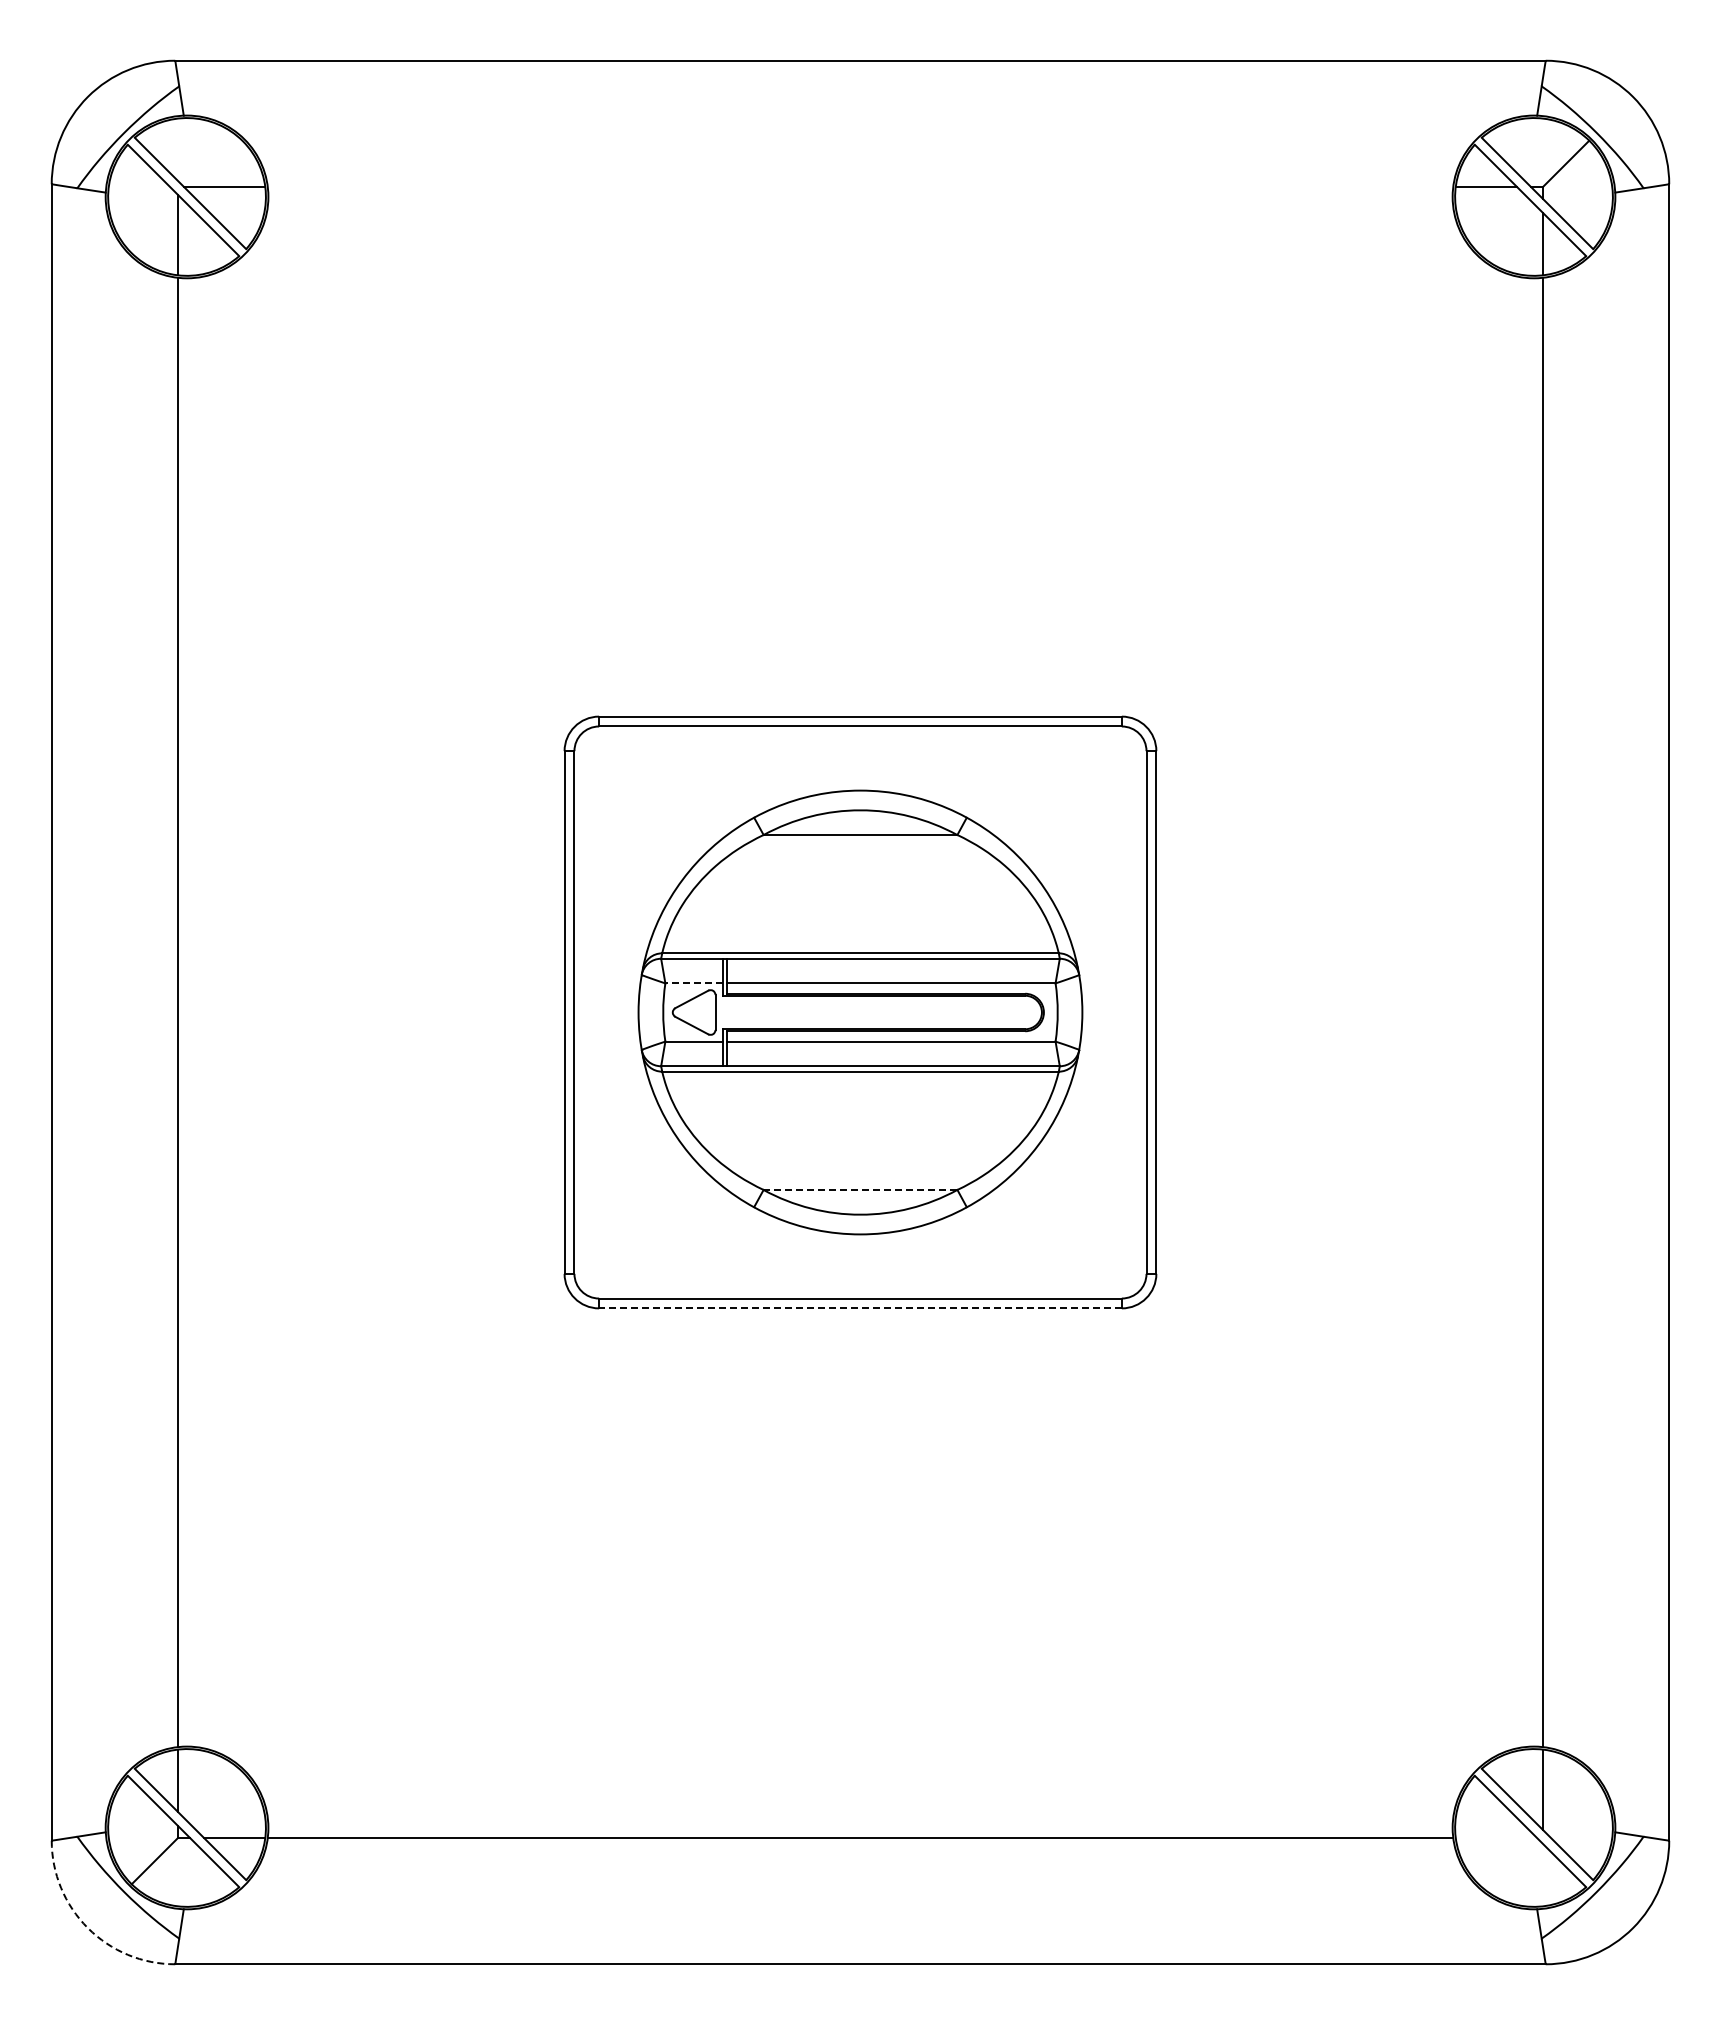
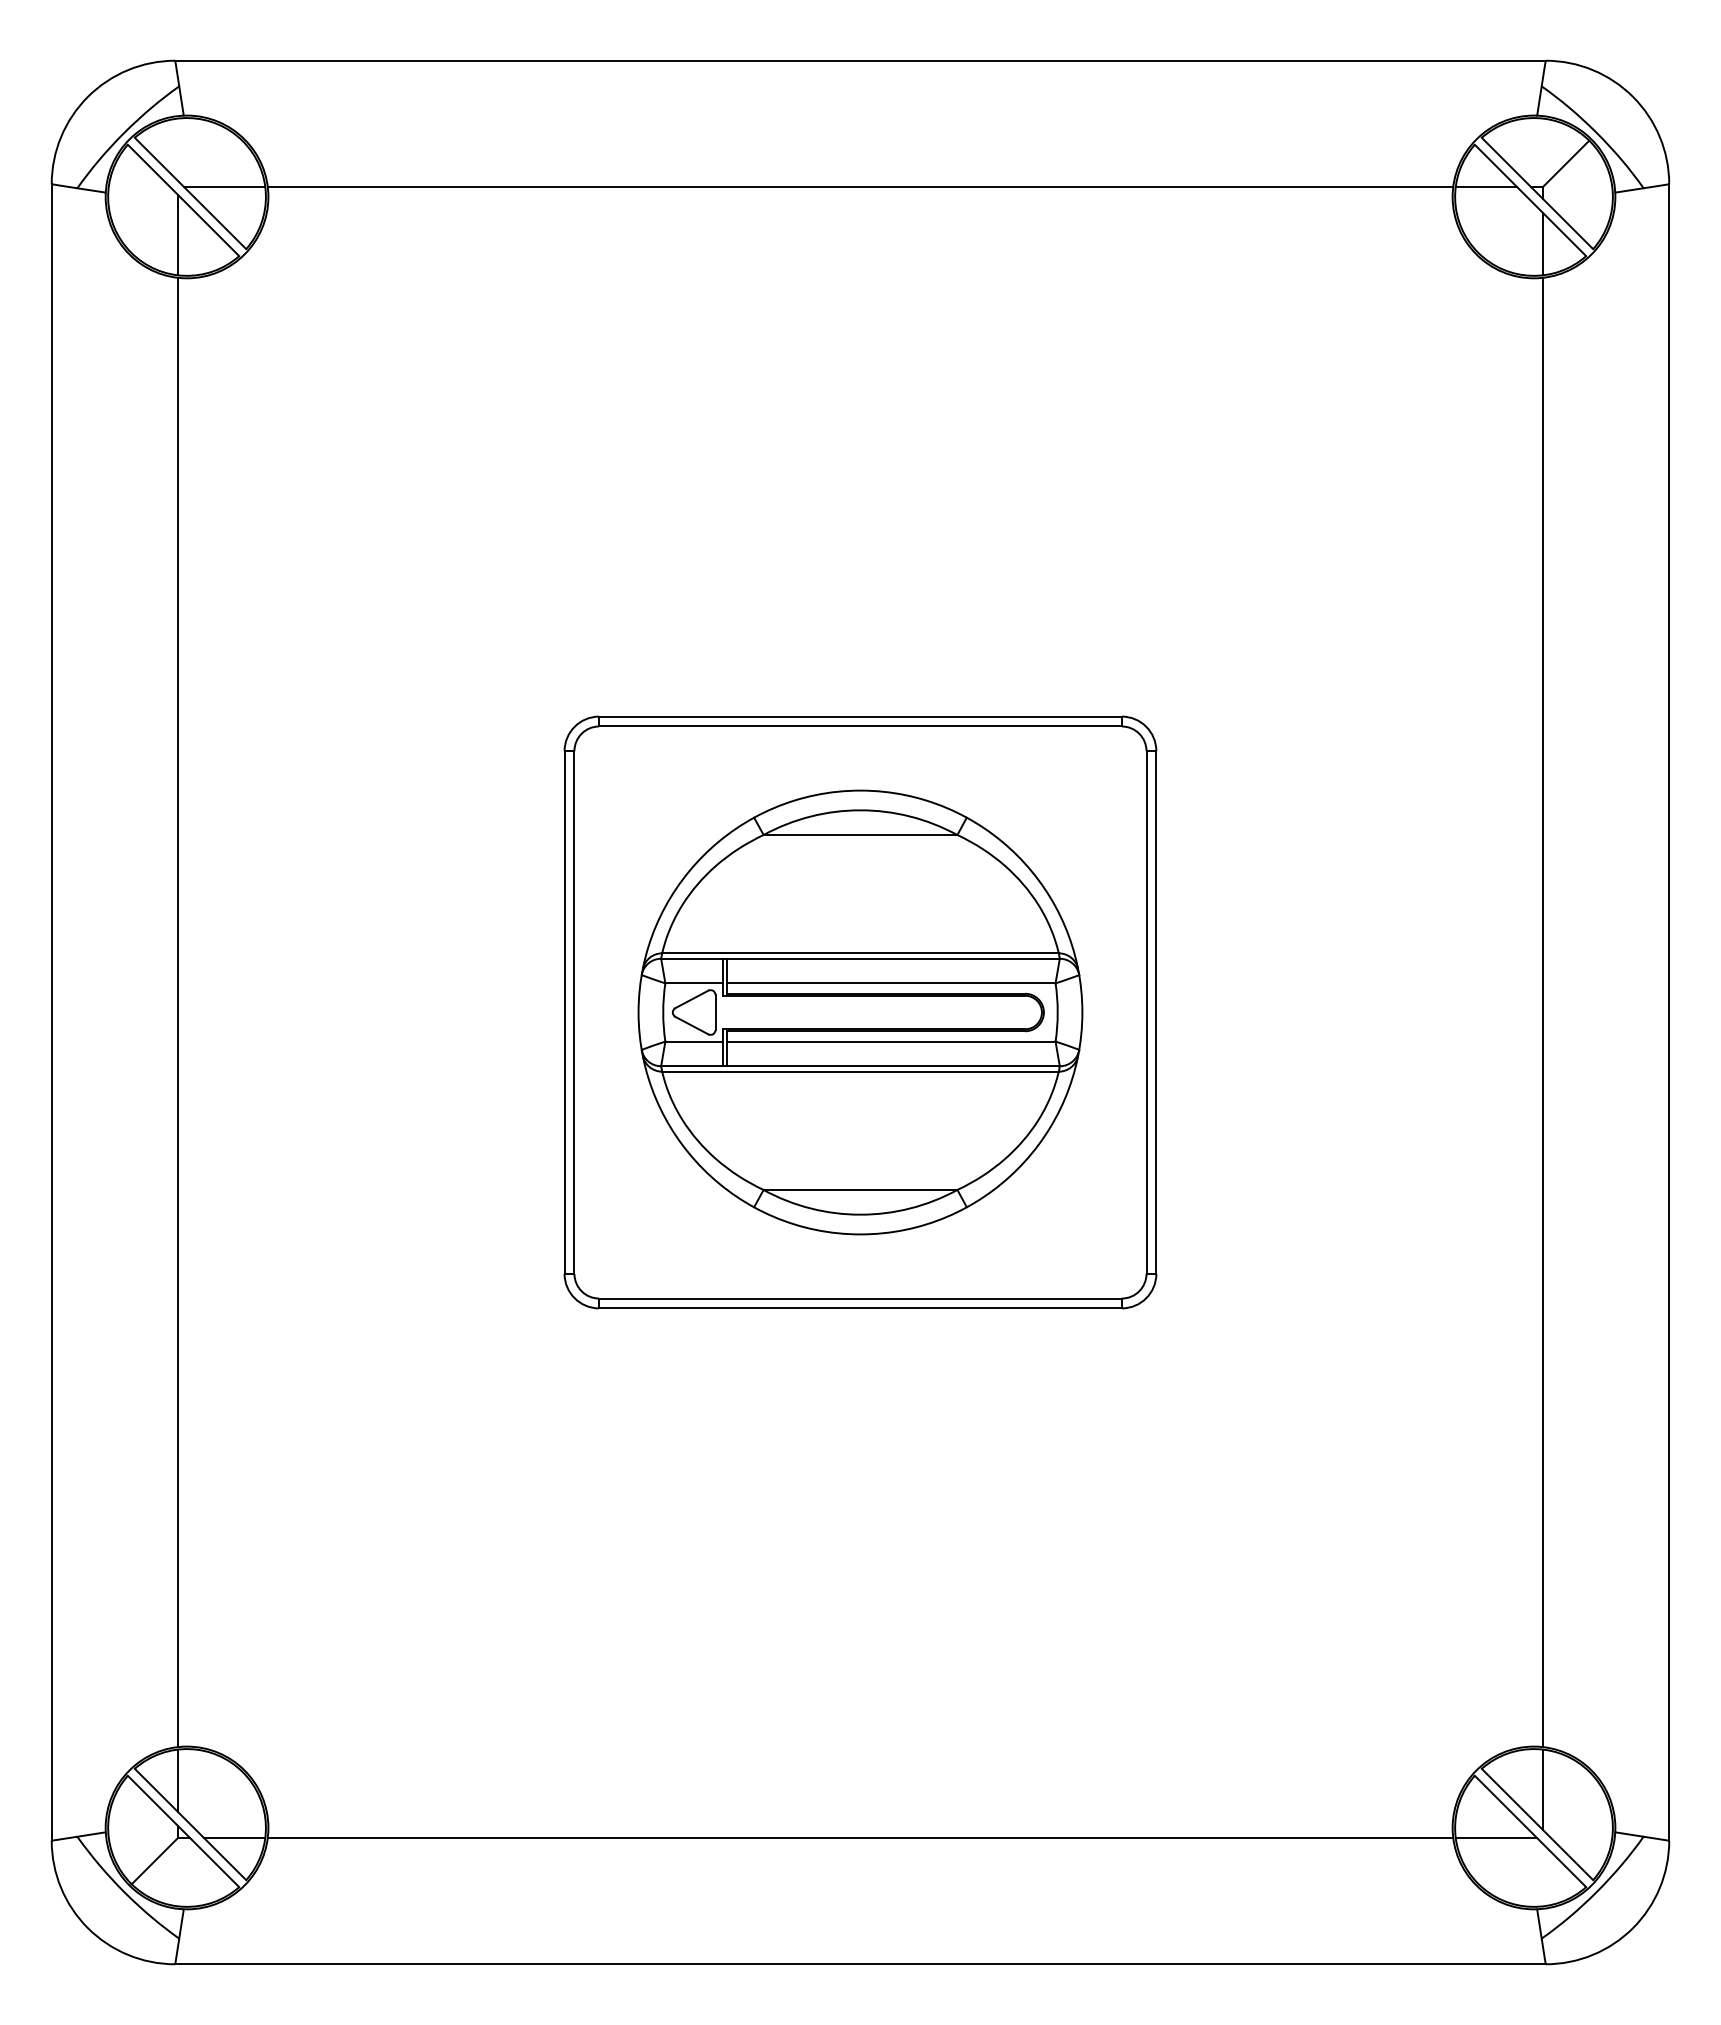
line: none -> present (860, 186)
line: dashed -> solid (694, 983)
line: dashed -> solid (860, 1189)
line: dashed -> solid (859, 1308)
line: none -> present (1496, 1838)
arc: dashed -> solid (87, 1928)
